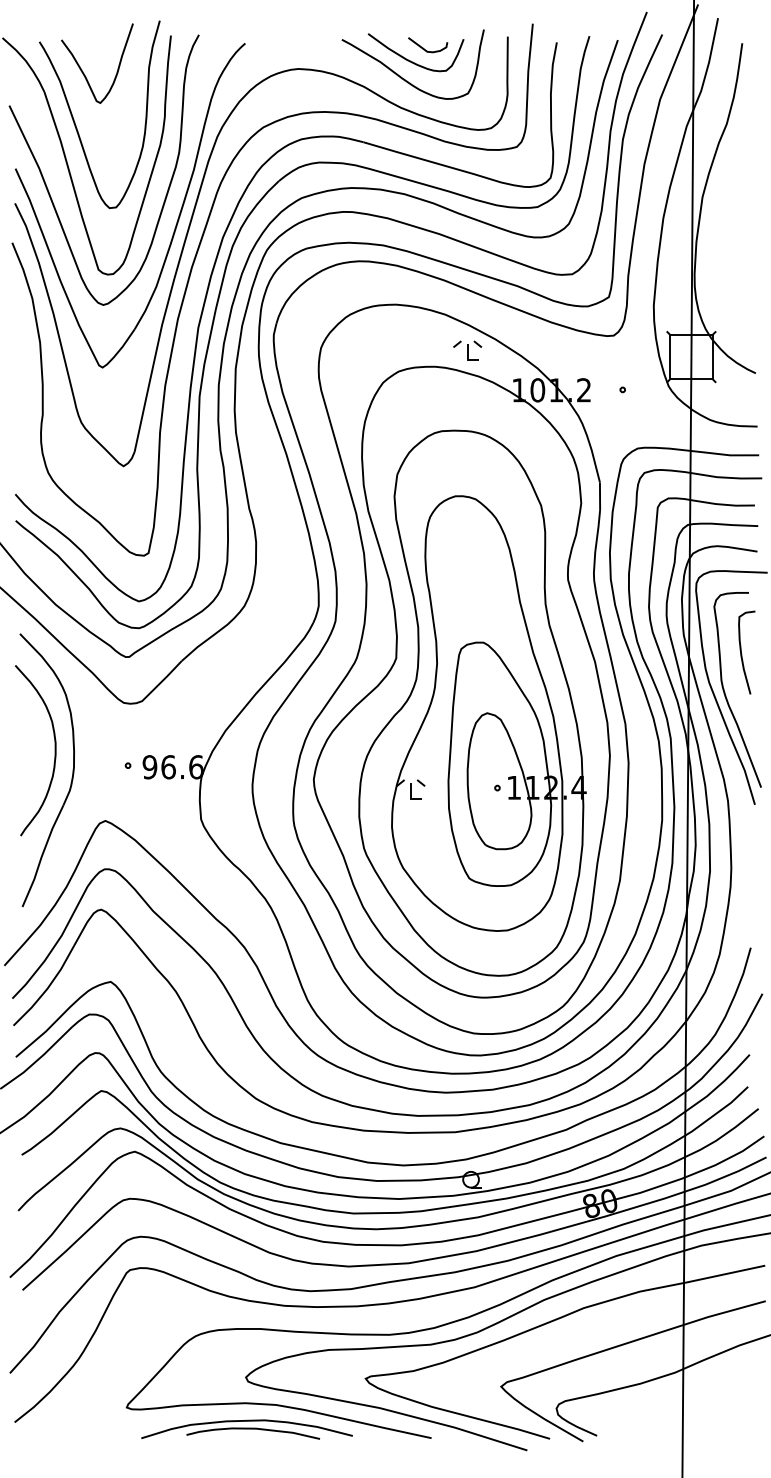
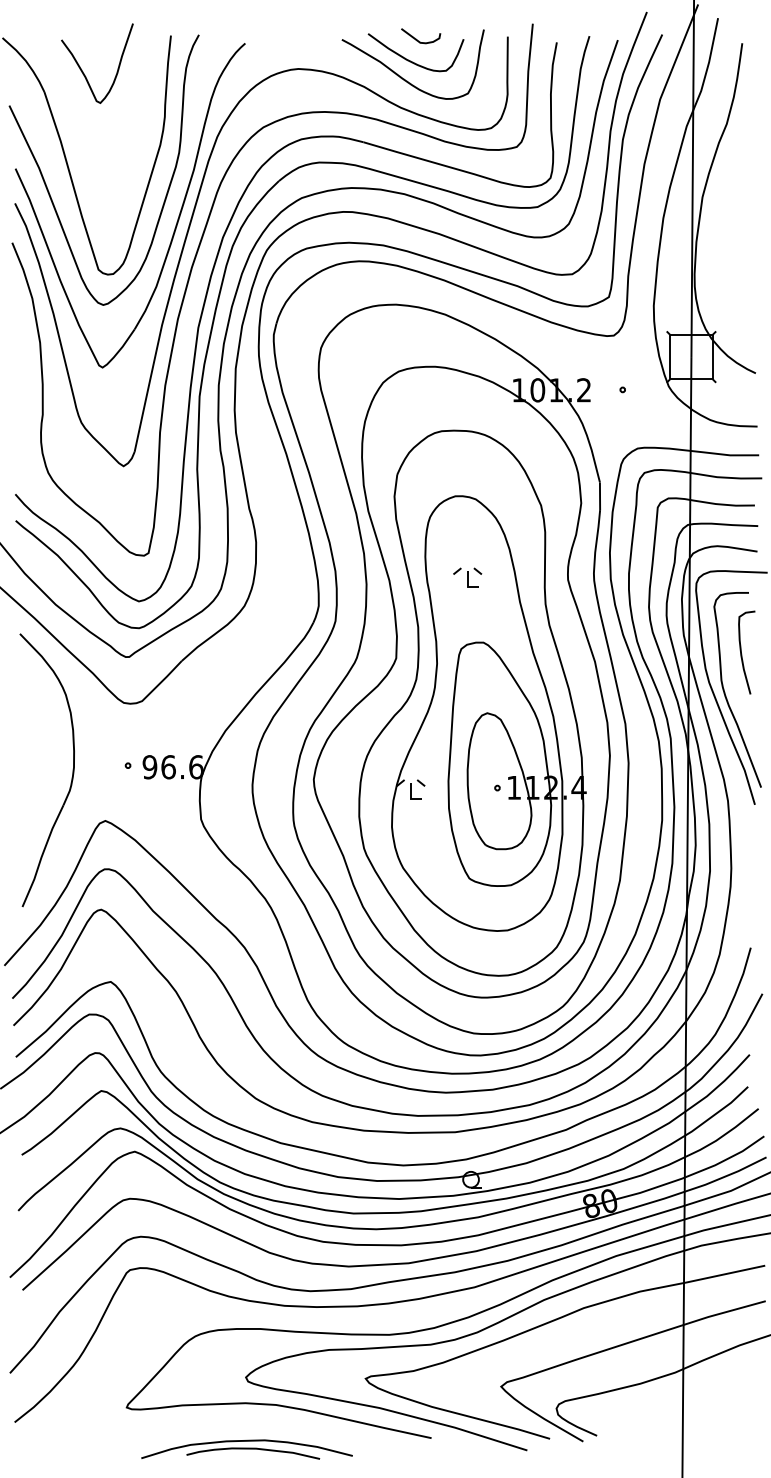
curve position: (424, 48) -> (417, 39) (417, 39)
curve: present -> none (75, 122)
part position: (467, 350) -> (467, 577) (467, 577)
curve: present -> none (54, 750)
part position: (246, 1429) -> (246, 1449) (246, 1449)
